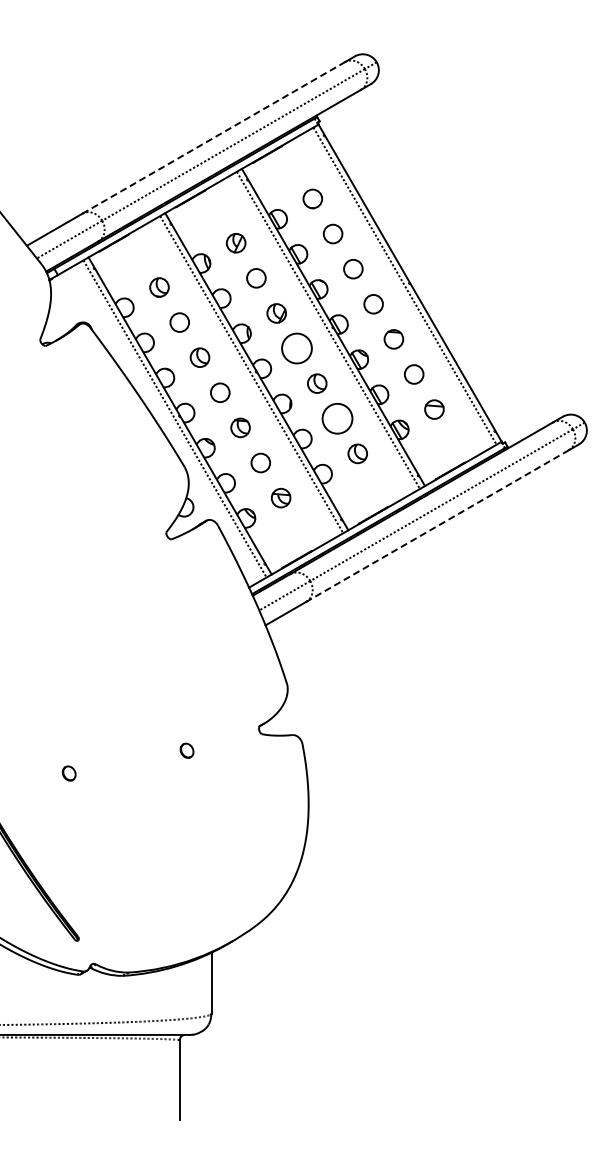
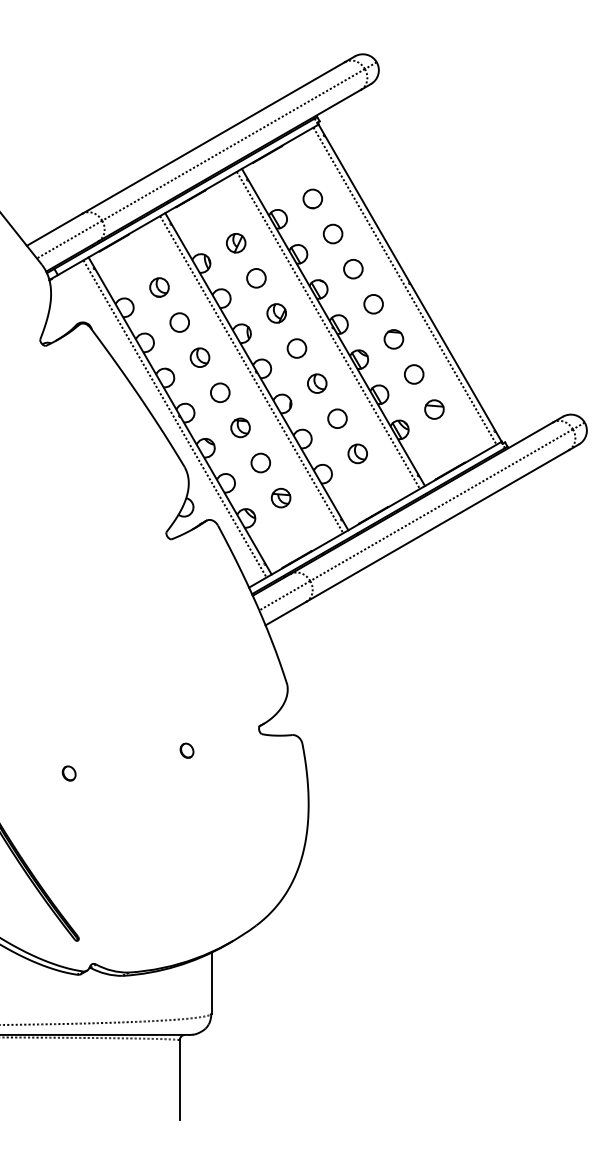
line: dashed -> solid (213, 137)
circle diameter: 30 px -> 19 px (296, 348)
circle diameter: 30 px -> 19 px (337, 418)
line: dashed -> solid (437, 526)
